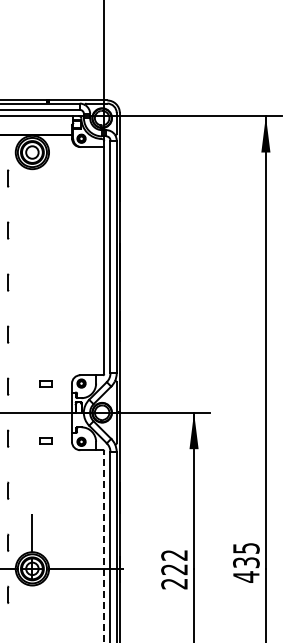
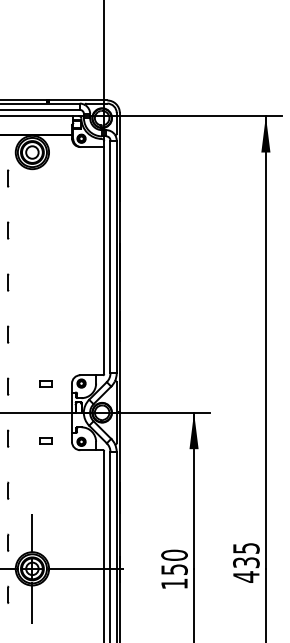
line: dashed -> solid (104, 546)
text: 222 -> 150 (174, 569)
line: none -> present (32, 602)
